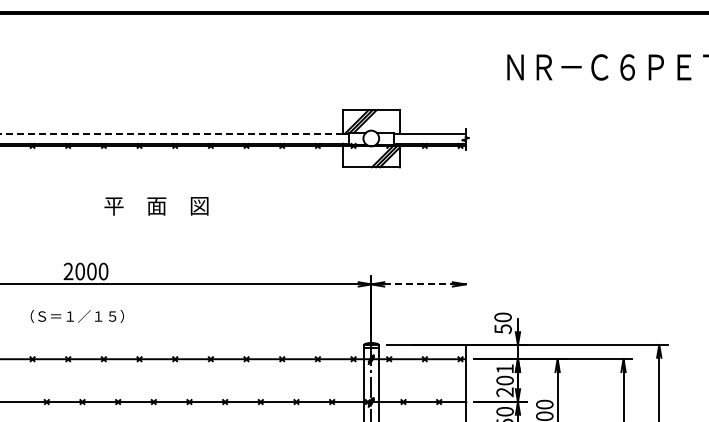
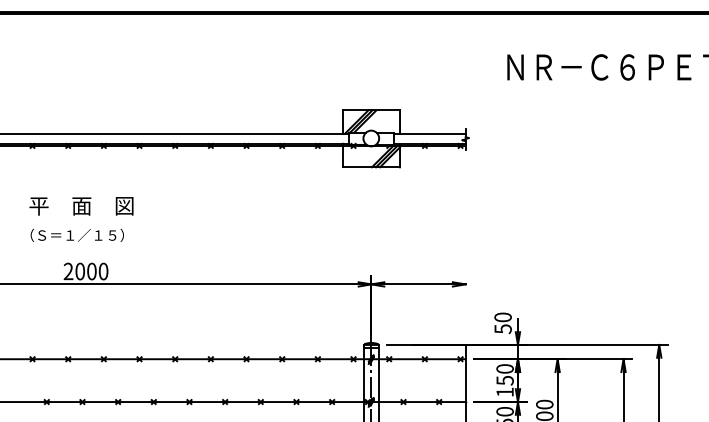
line: dashed -> solid (171, 133)
text position: (156, 206) -> (81, 206) (81, 206)
line: dashed -> solid (419, 284)
text position: (76, 315) -> (76, 234) (76, 234)
text: 201 -> 150 (504, 380)
